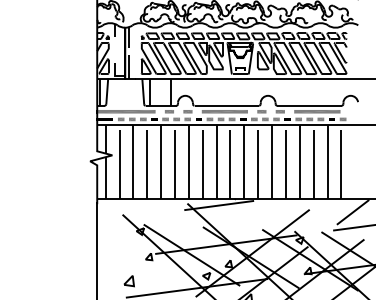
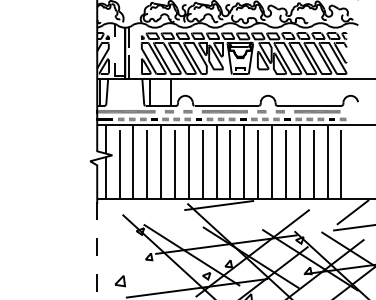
line: solid -> dashed (97, 250)
line position: (128, 281) -> (119, 281) (119, 281)
